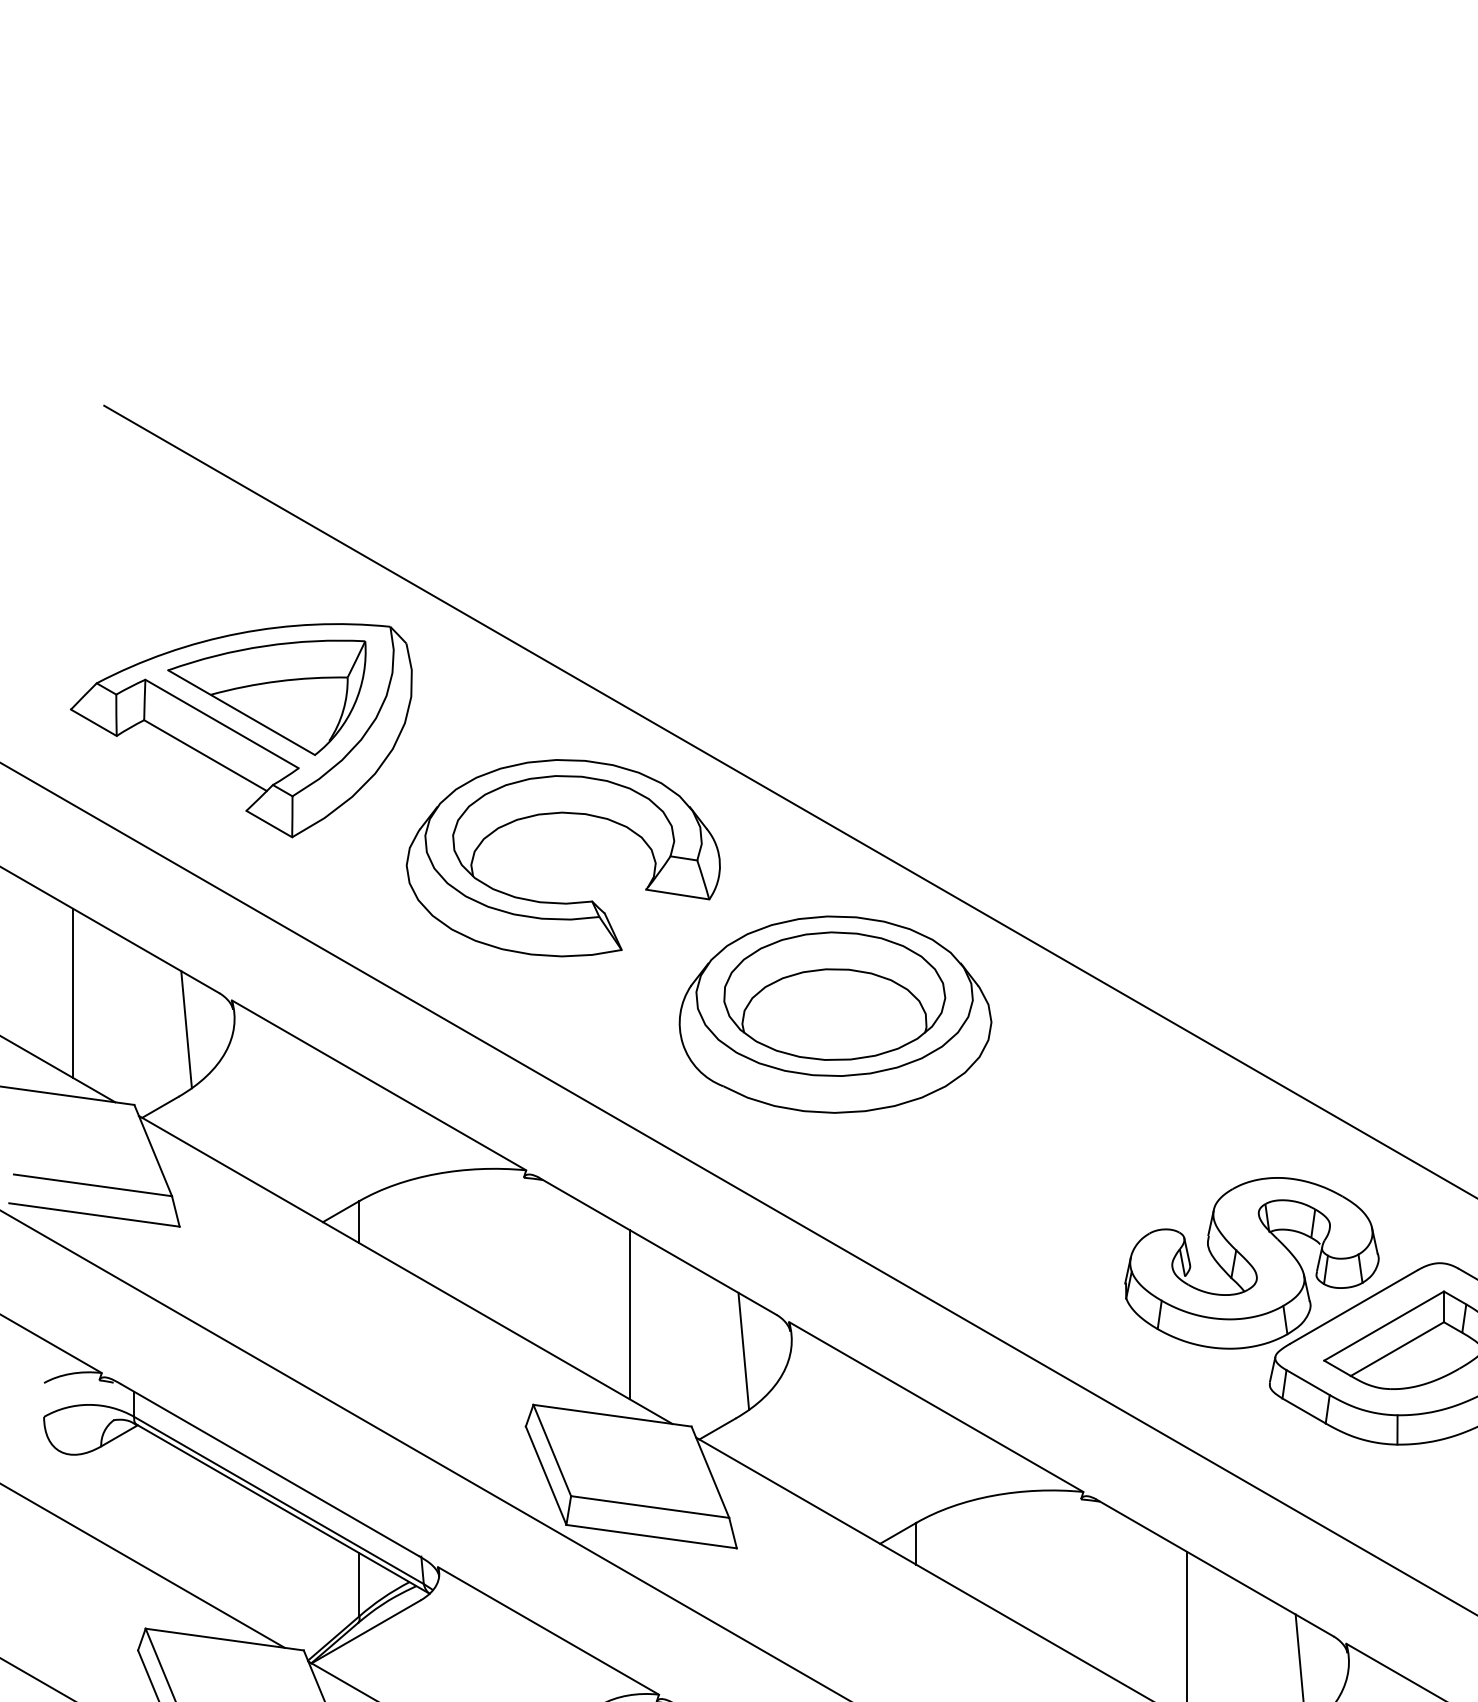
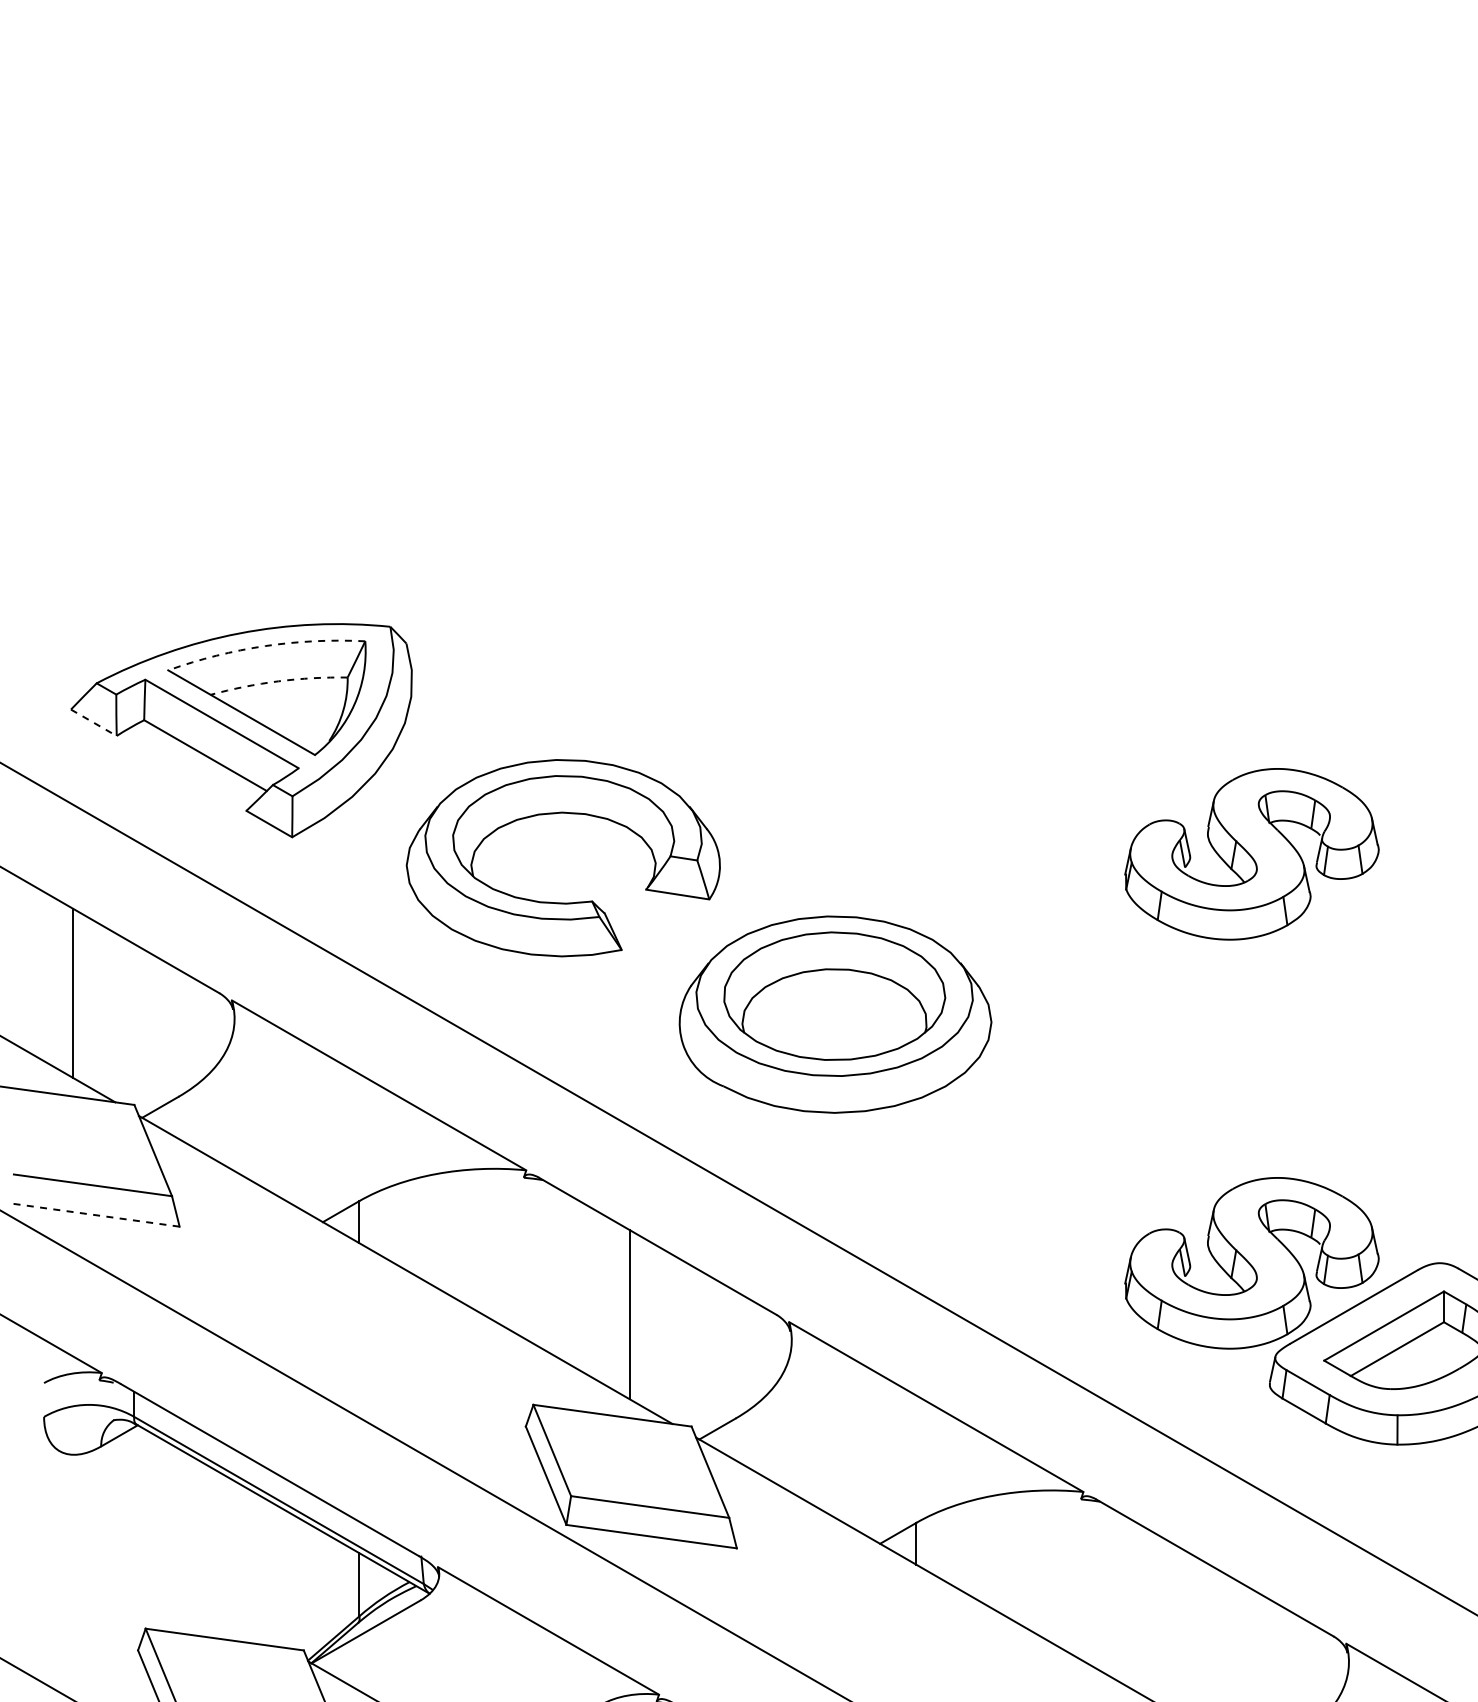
arc: solid -> dashed (265, 646)
arc: solid -> dashed (278, 681)
line: solid -> dashed (94, 723)
line: present -> none (789, 800)
part: none -> present (1251, 854)
line: present -> none (186, 1029)
line: solid -> dashed (94, 1214)
line: present -> none (743, 1350)
line: present -> none (143, 1565)
line: present -> none (1187, 1624)
line: present -> none (1299, 1656)
